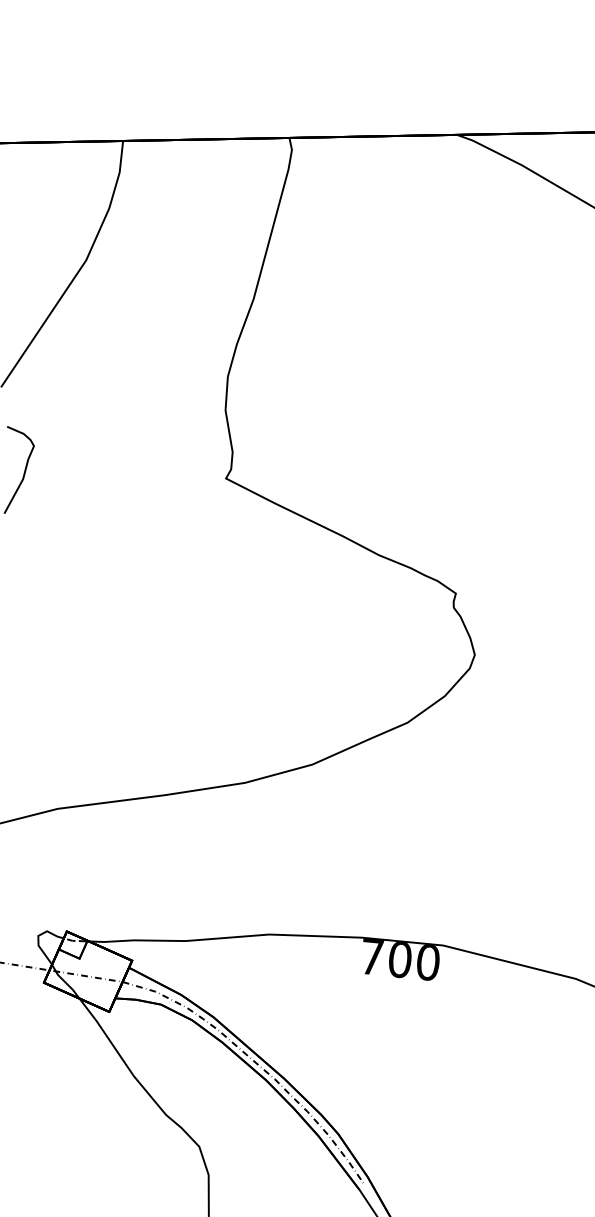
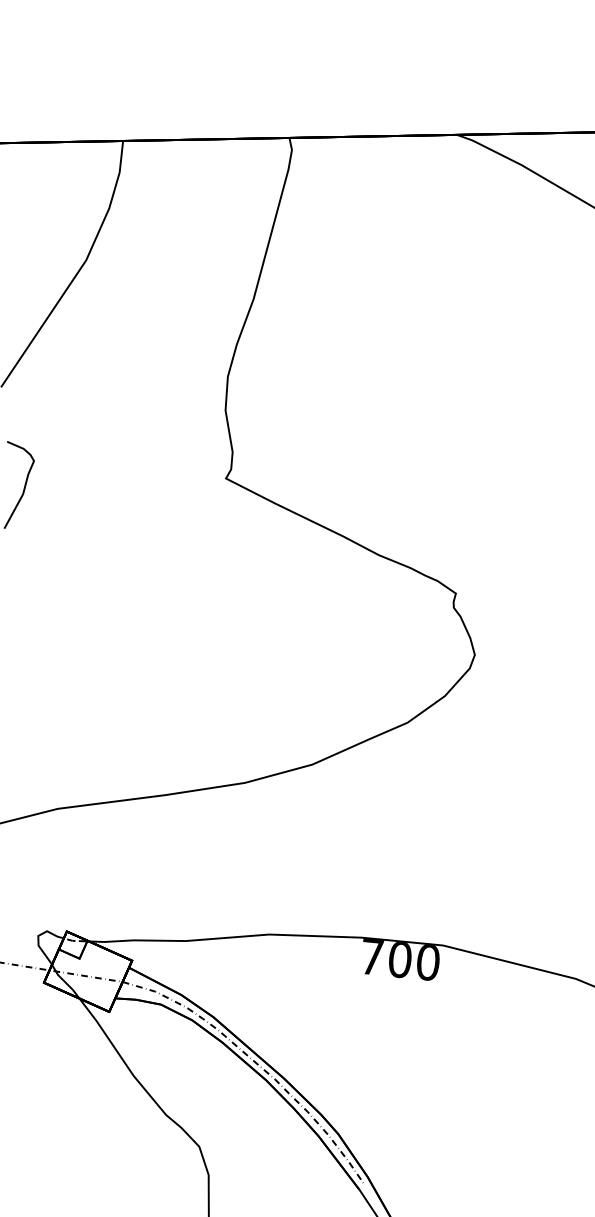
curve position: (24, 469) -> (24, 484) (24, 484)
